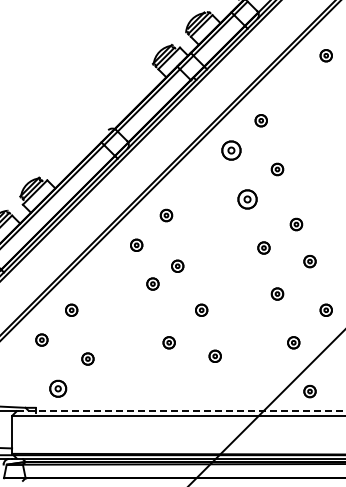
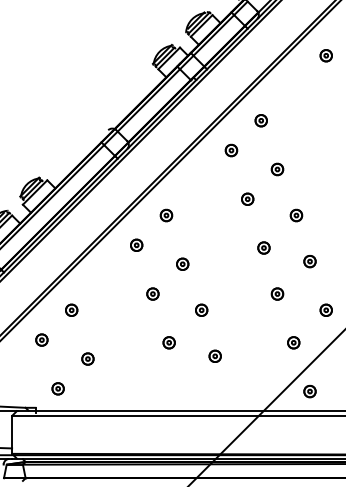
part size: 21x21 px -> 15x15 px (231, 150)
part size: 21x21 px -> 14x14 px (247, 198)
part position: (296, 224) -> (296, 215) (296, 215)
part position: (177, 265) -> (182, 263) (182, 263)
part position: (152, 283) -> (152, 293) (152, 293)
part size: 19x19 px -> 14x14 px (57, 388)
line: dashed -> solid (181, 410)
